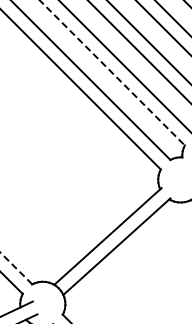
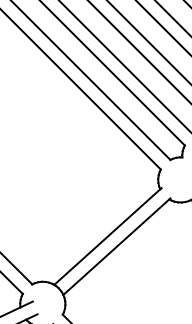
line: dashed -> solid (112, 72)
line: dashed -> solid (16, 268)
